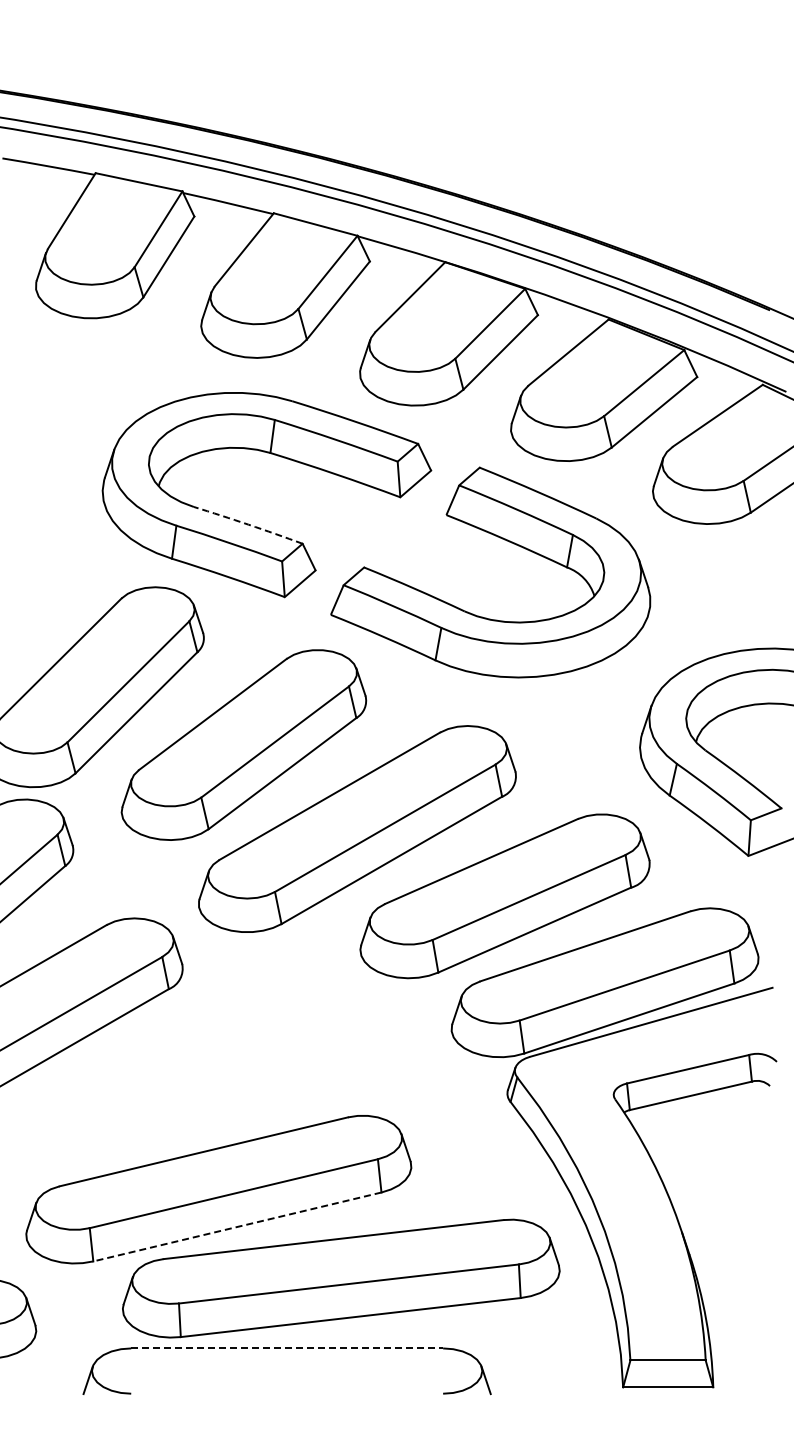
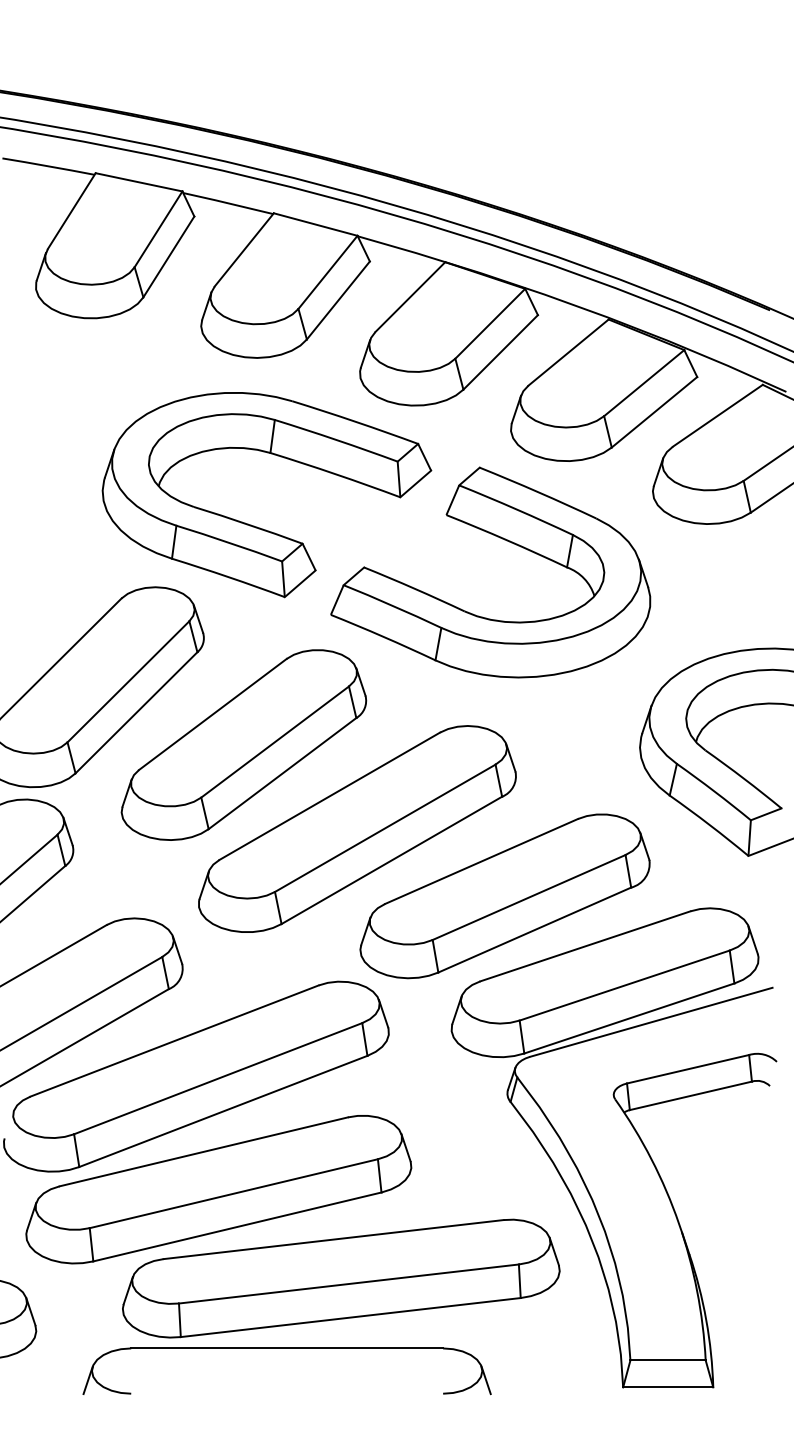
arc: dashed -> solid (248, 524)
part: none -> present (196, 1076)
line: dashed -> solid (236, 1227)
line: dashed -> solid (287, 1348)
